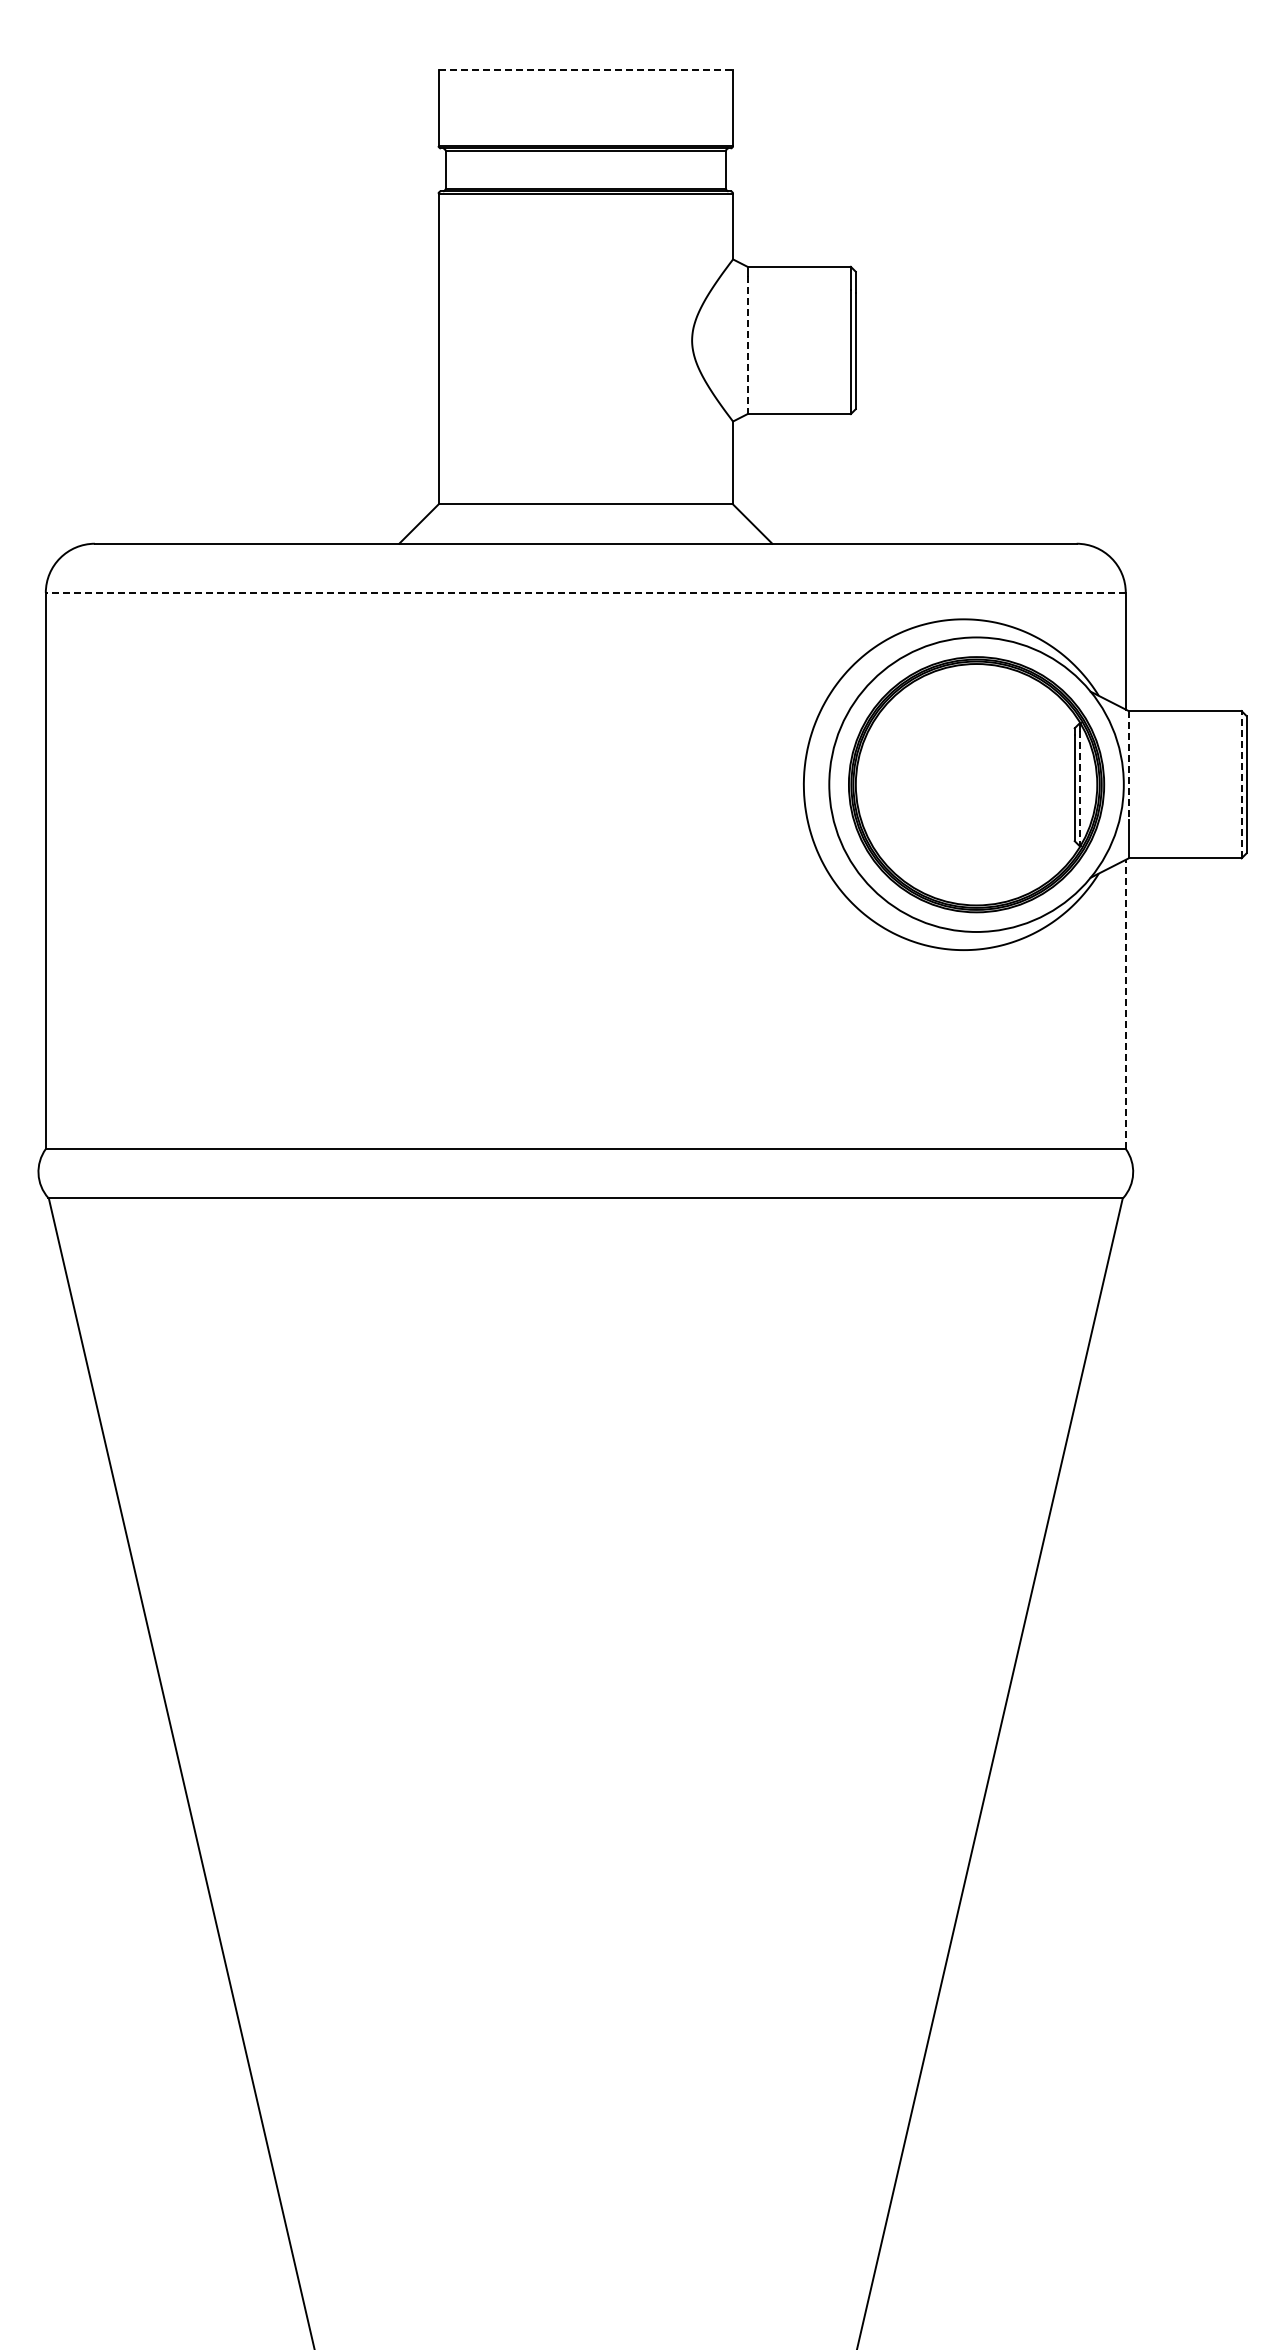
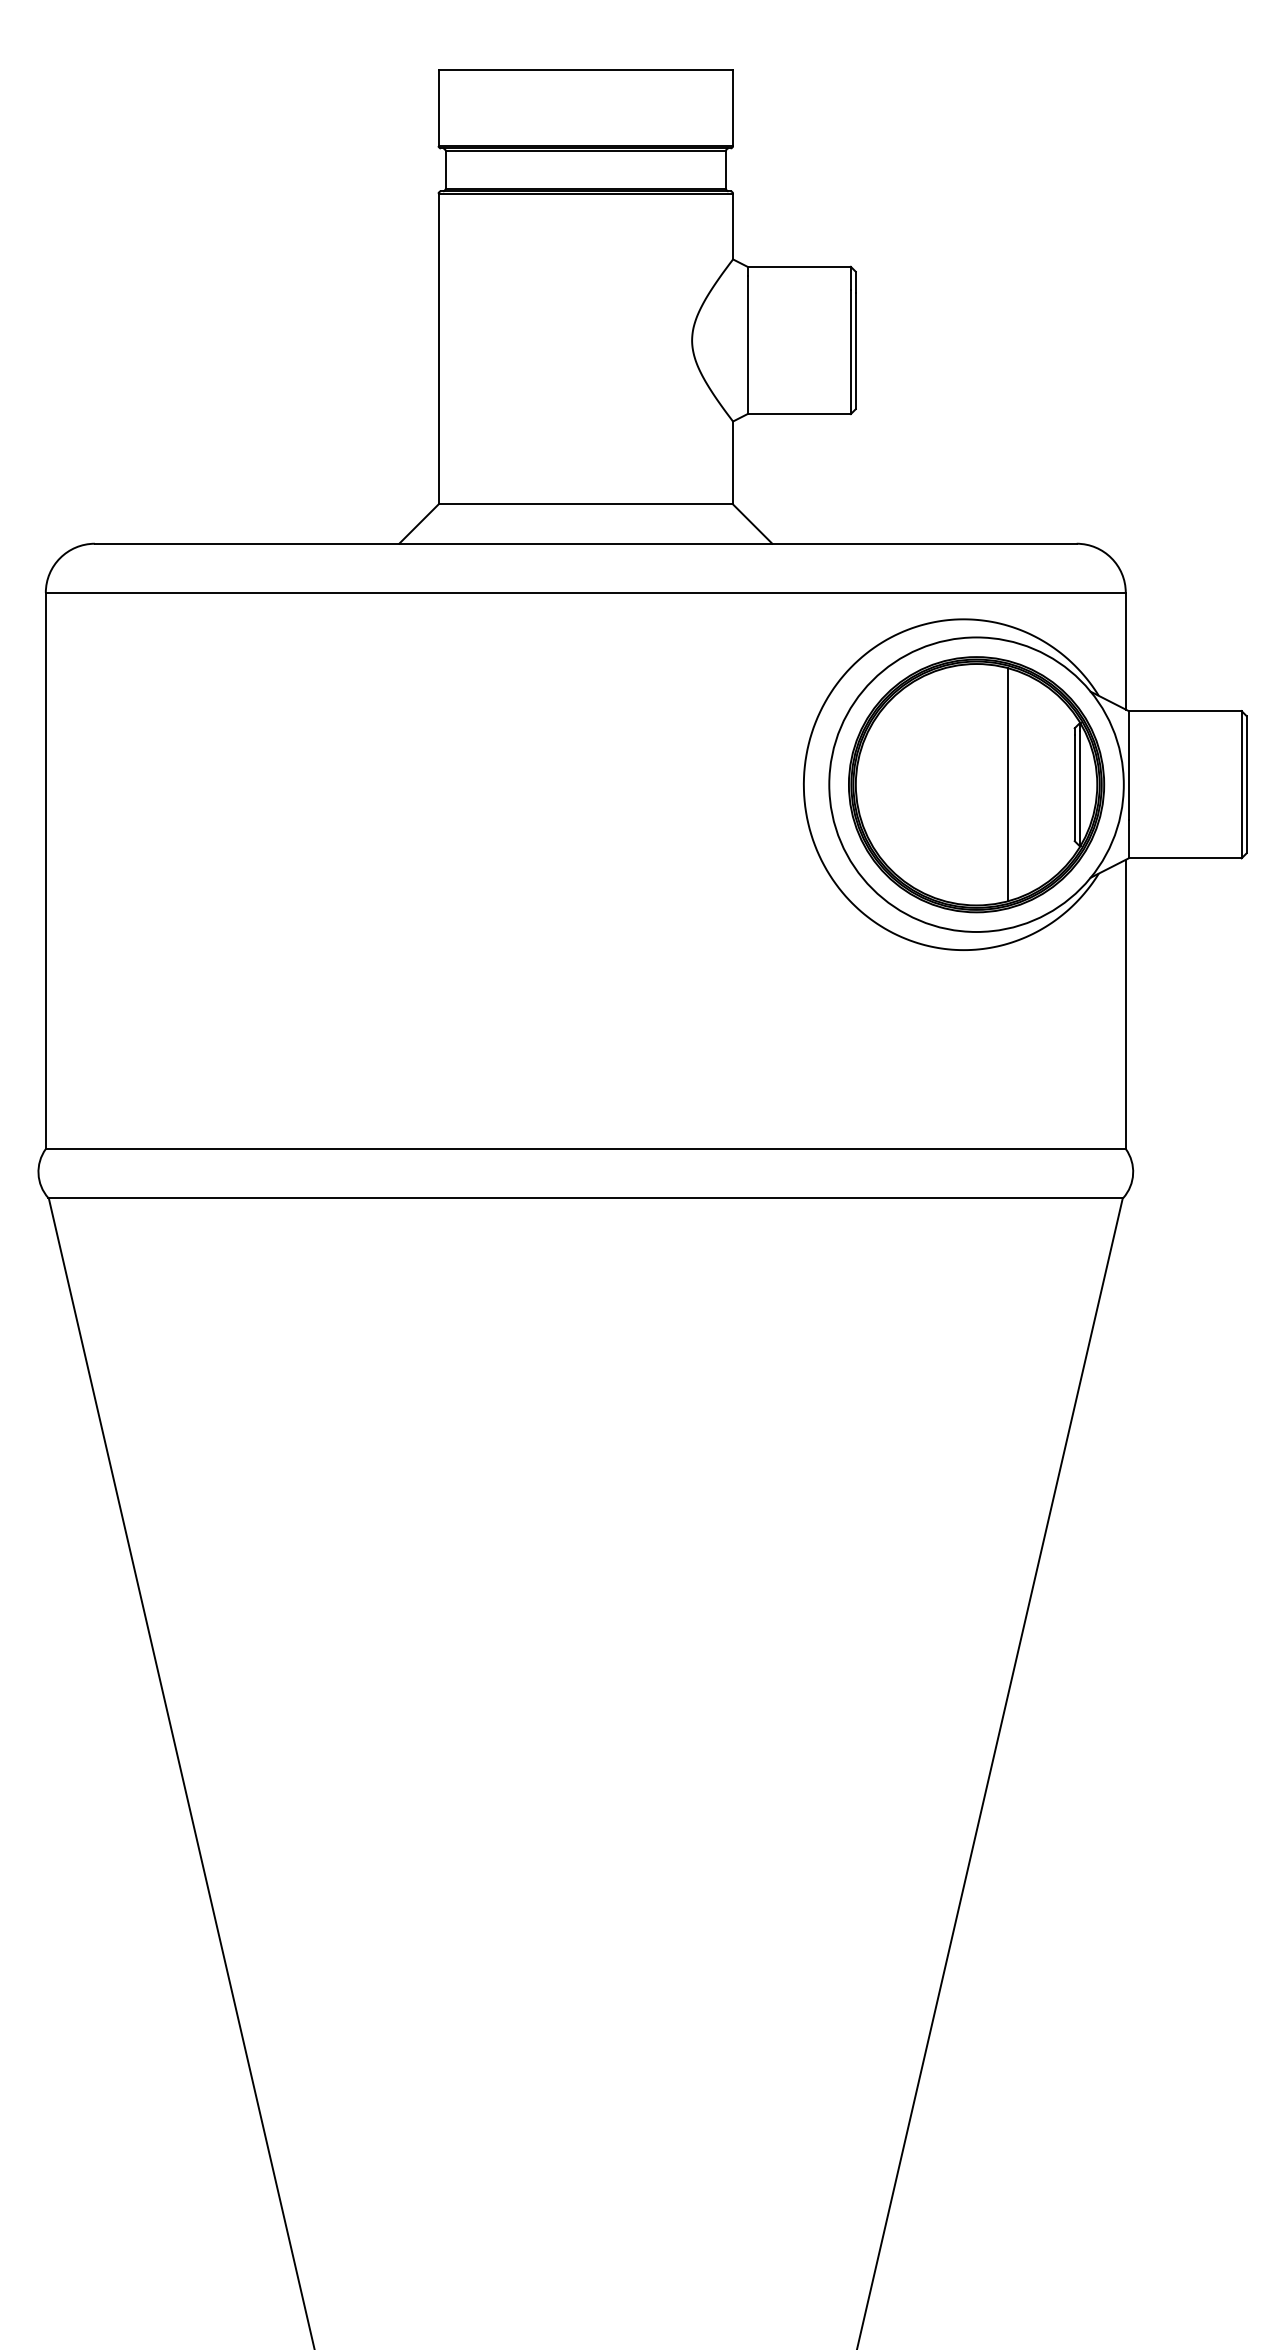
line: dashed -> solid (586, 70)
line: dashed -> solid (747, 345)
line: dashed -> solid (585, 592)
line: dashed -> solid (1128, 765)
line: none -> present (1008, 784)
line: dashed -> solid (1241, 784)
line: dashed -> solid (1079, 788)
line: dashed -> solid (1125, 1004)
